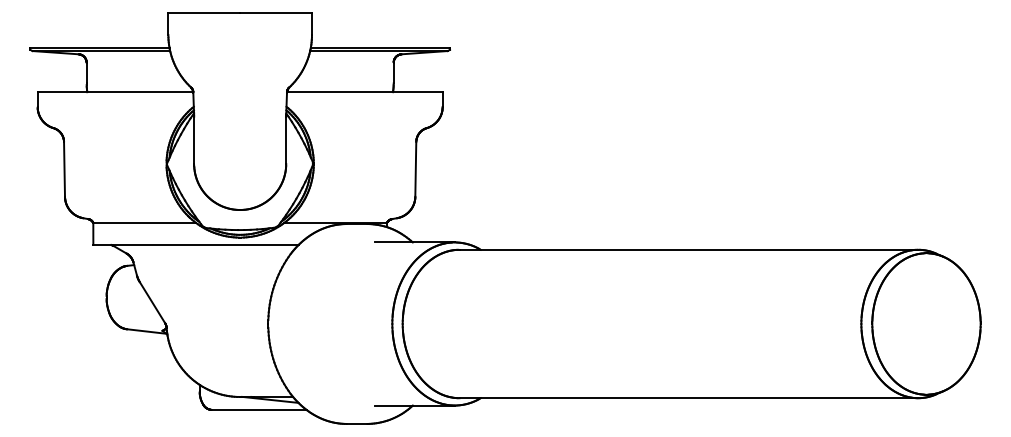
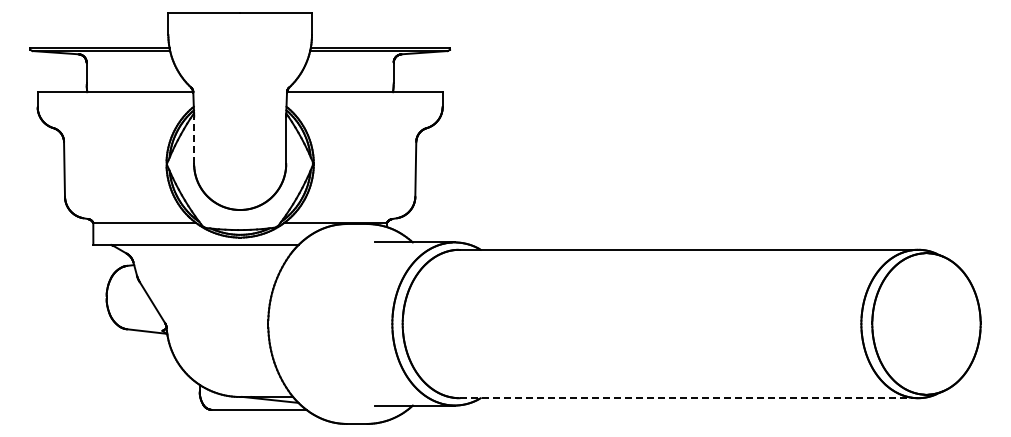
line: solid -> dashed (194, 140)
line: solid -> dashed (688, 398)
